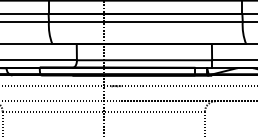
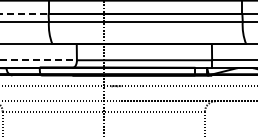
line: solid -> dashed (24, 14)
line: solid -> dashed (39, 60)
